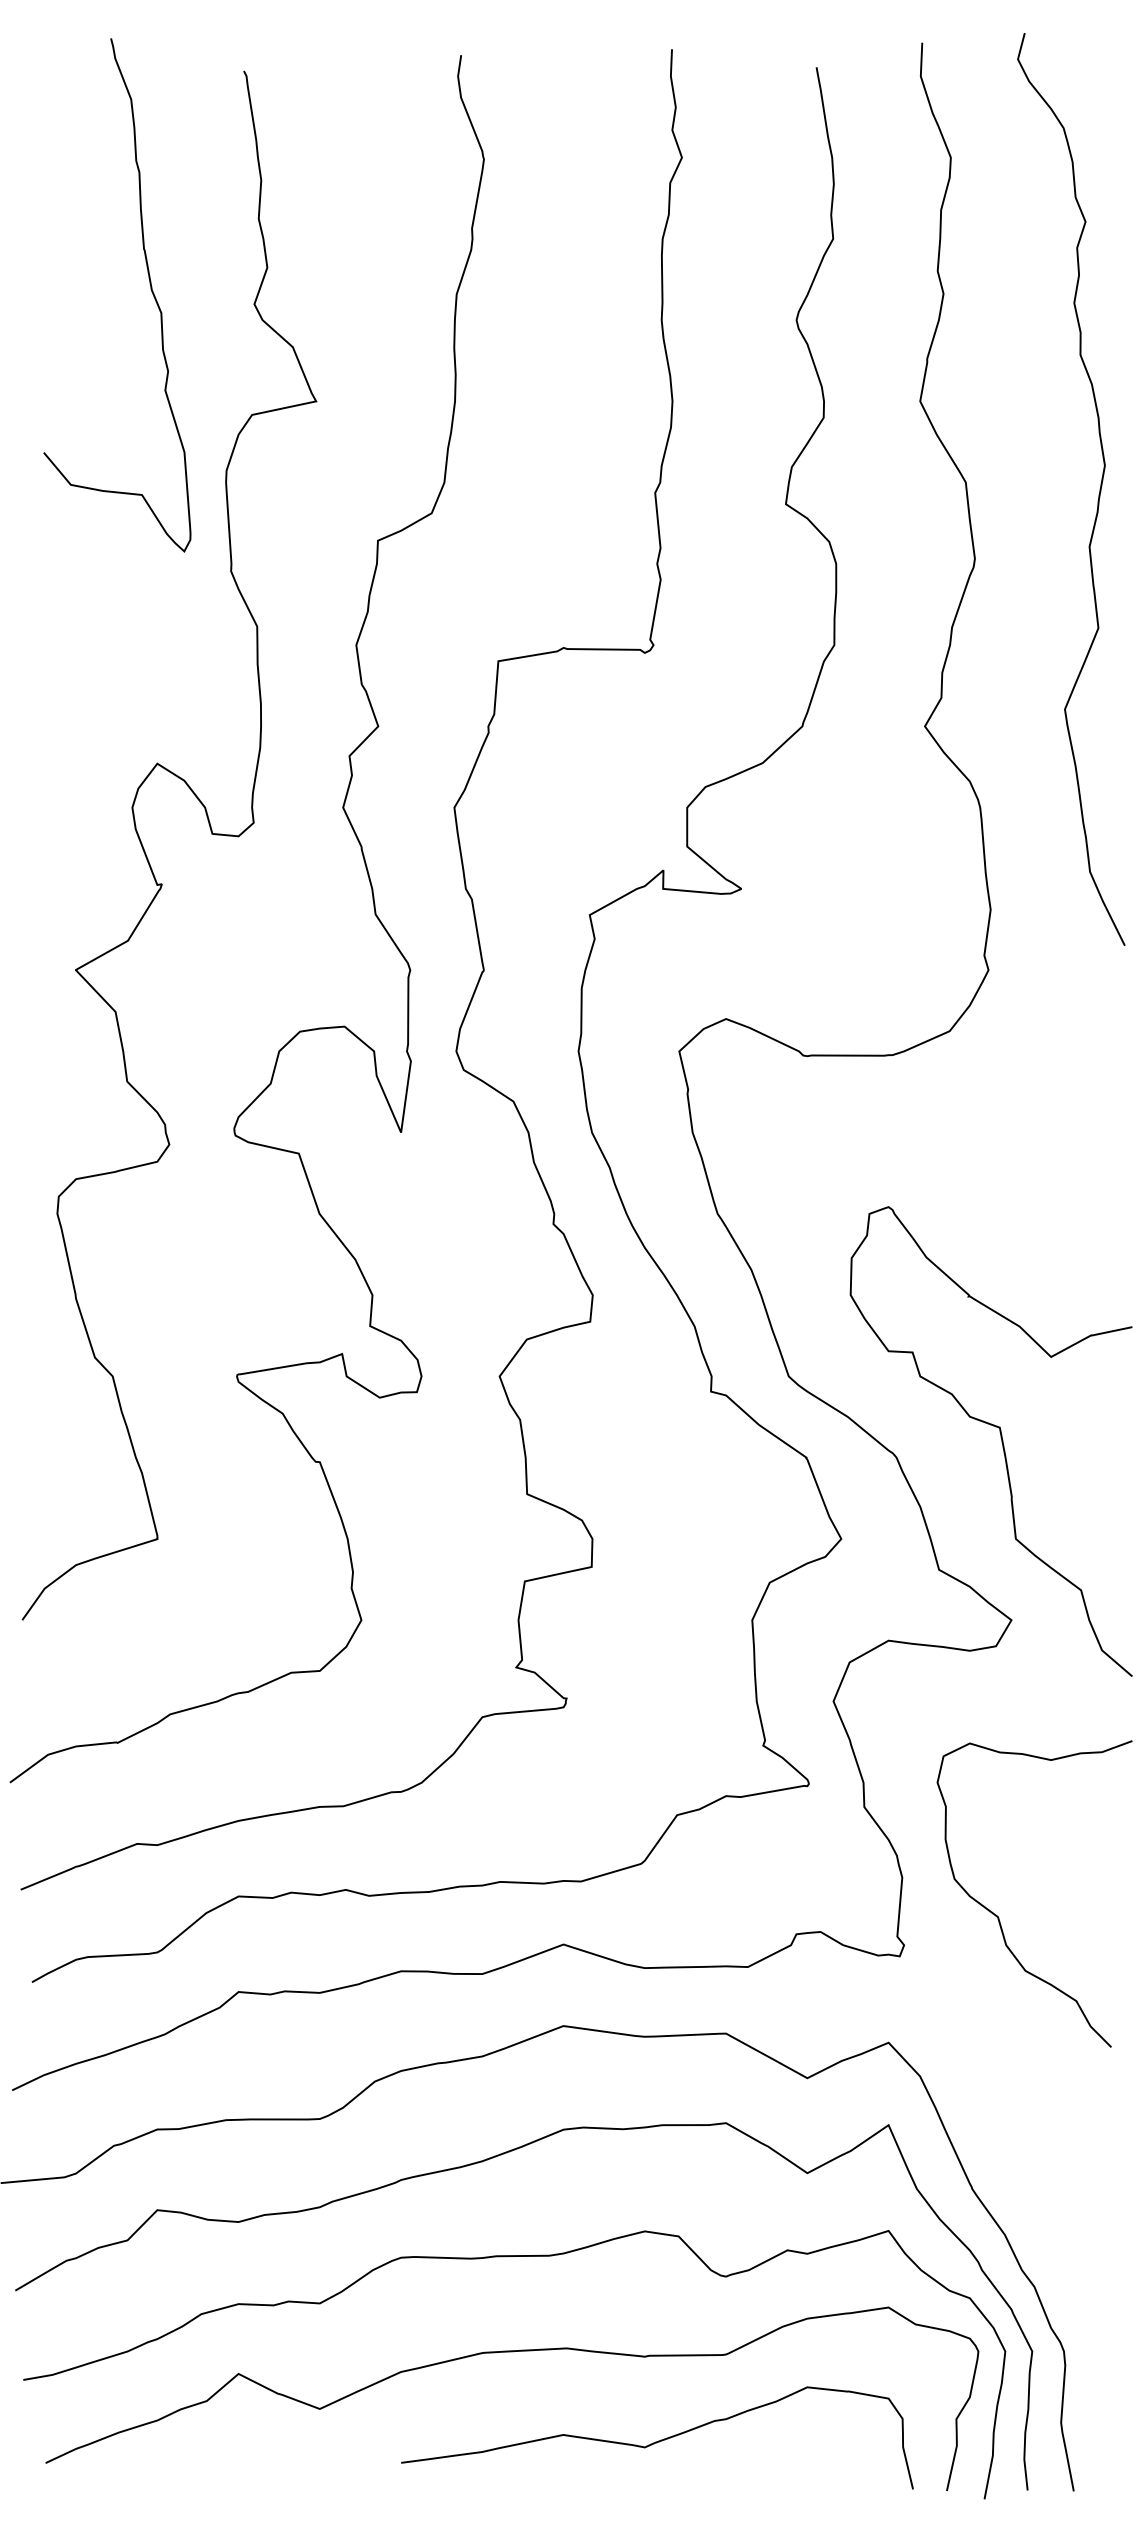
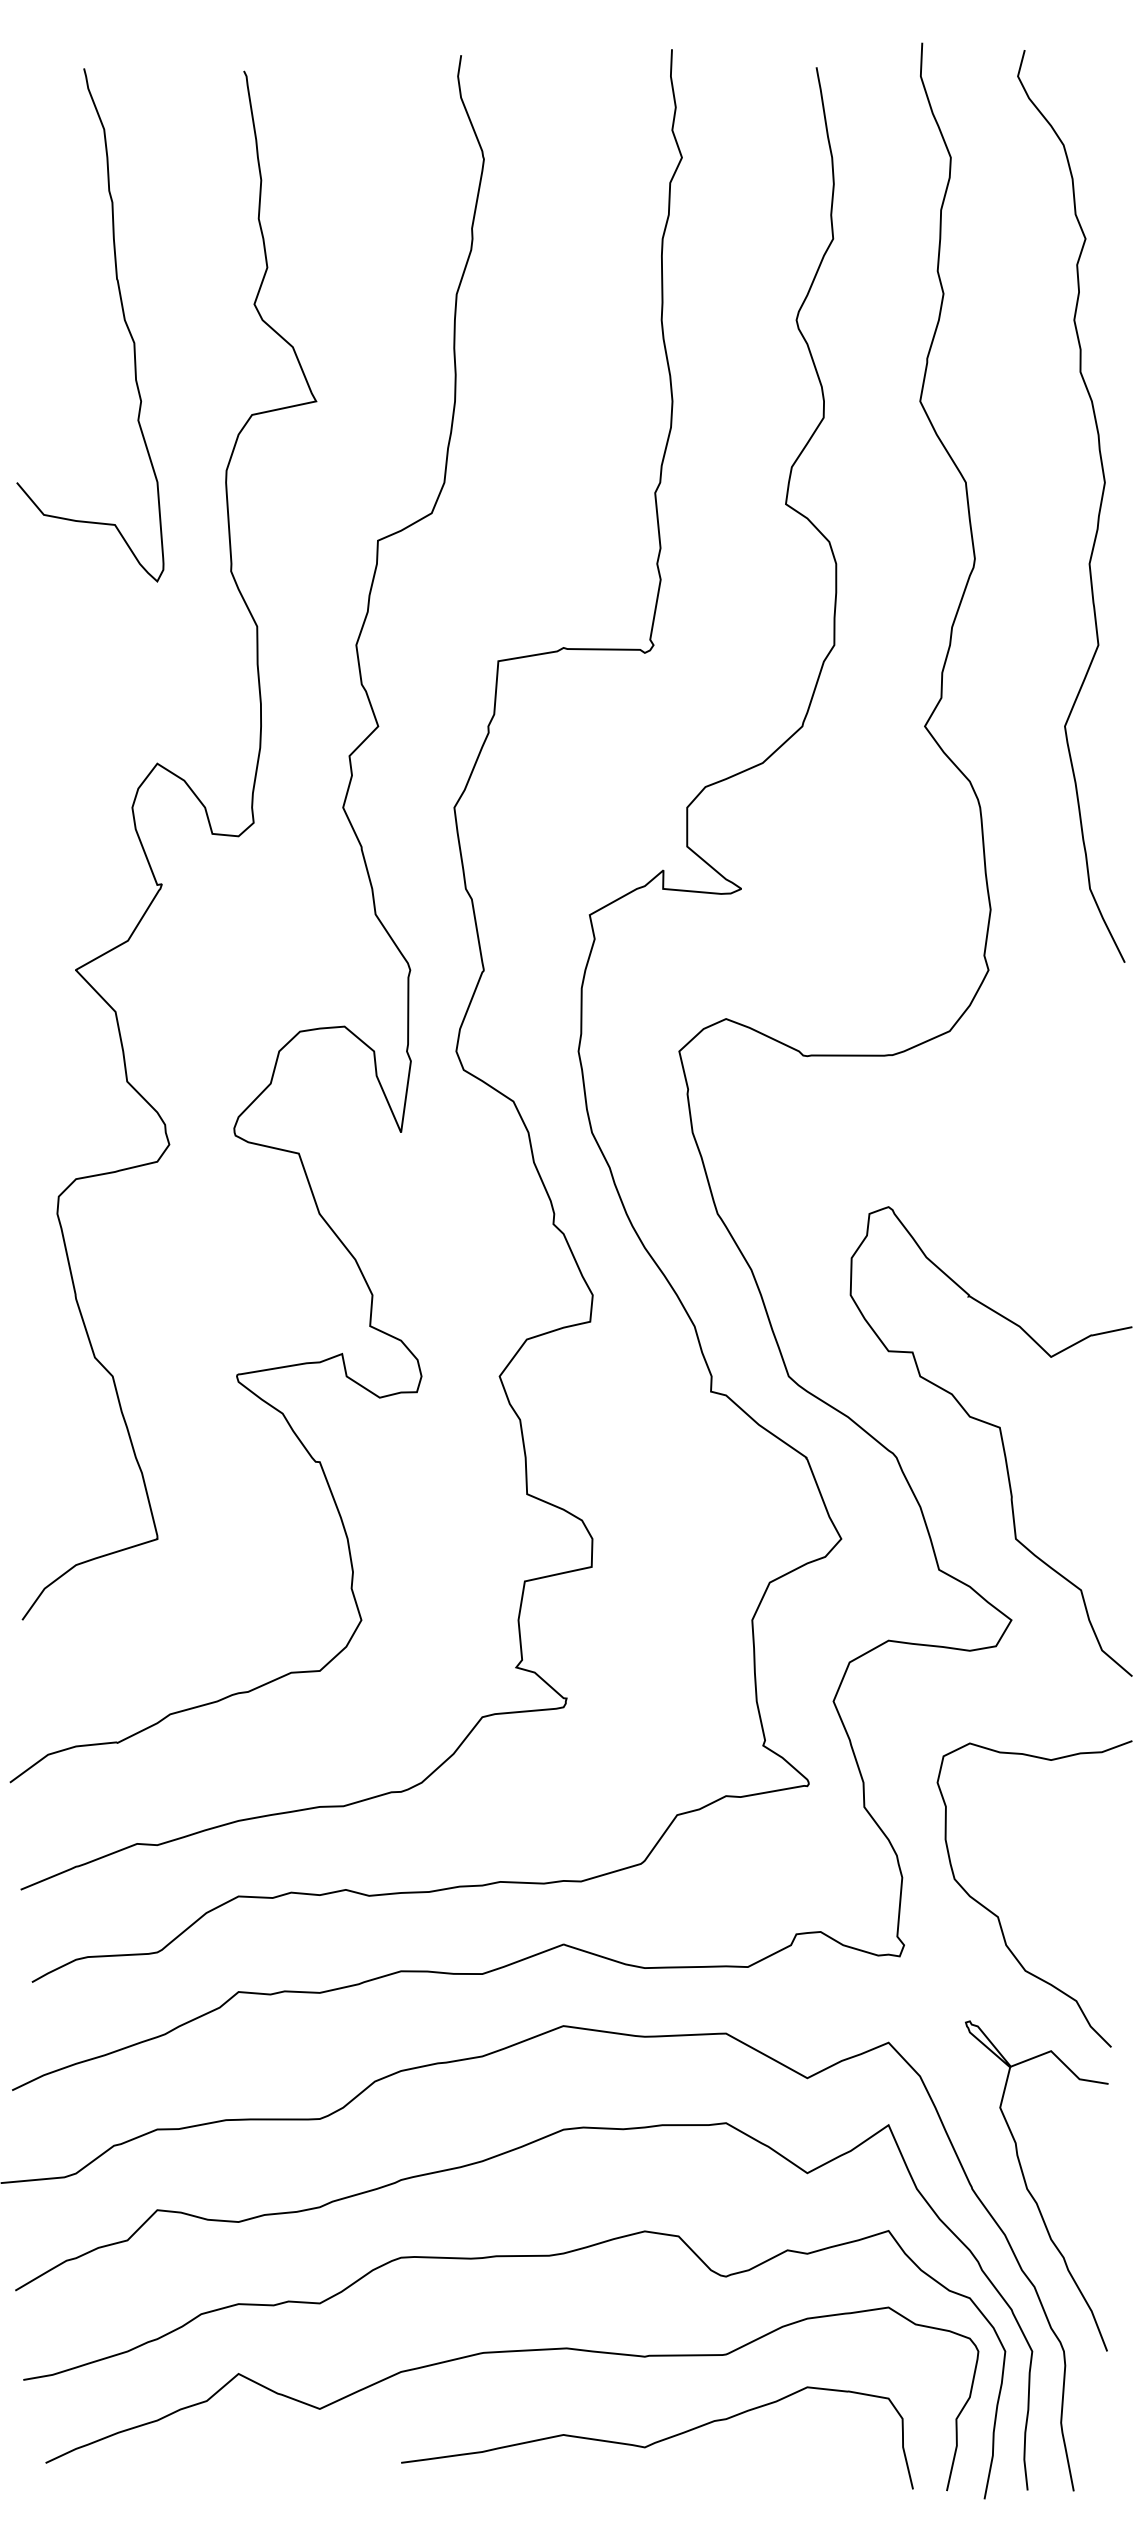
curve position: (150, 289) -> (123, 319) (123, 319)
curve position: (1098, 494) -> (1098, 511) (1098, 511)
curve: none -> present (1029, 2190)
